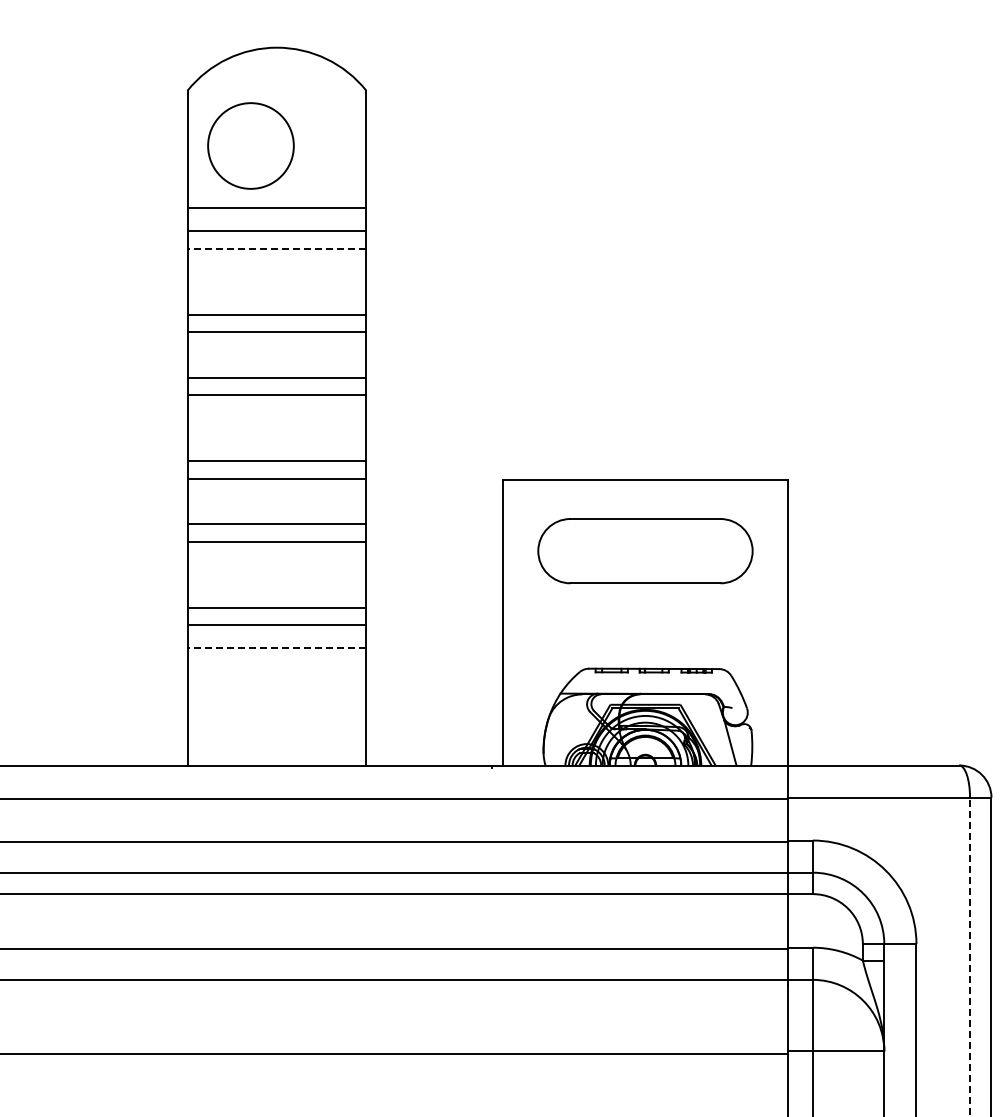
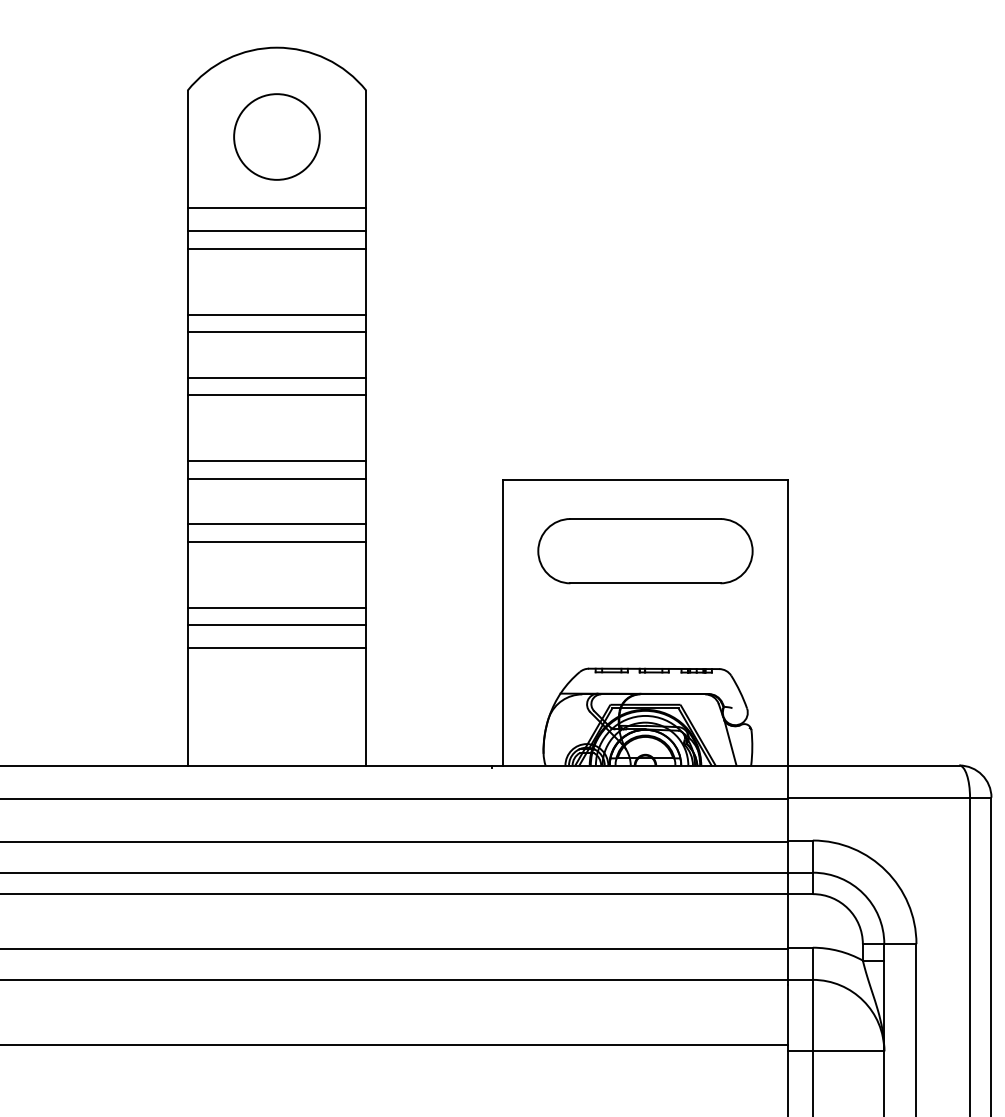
circle position: (250, 145) -> (276, 136) (276, 136)
line: dashed -> solid (276, 248)
line: dashed -> solid (276, 648)
line: dashed -> solid (970, 956)
line position: (394, 1054) -> (394, 1045) (394, 1045)
